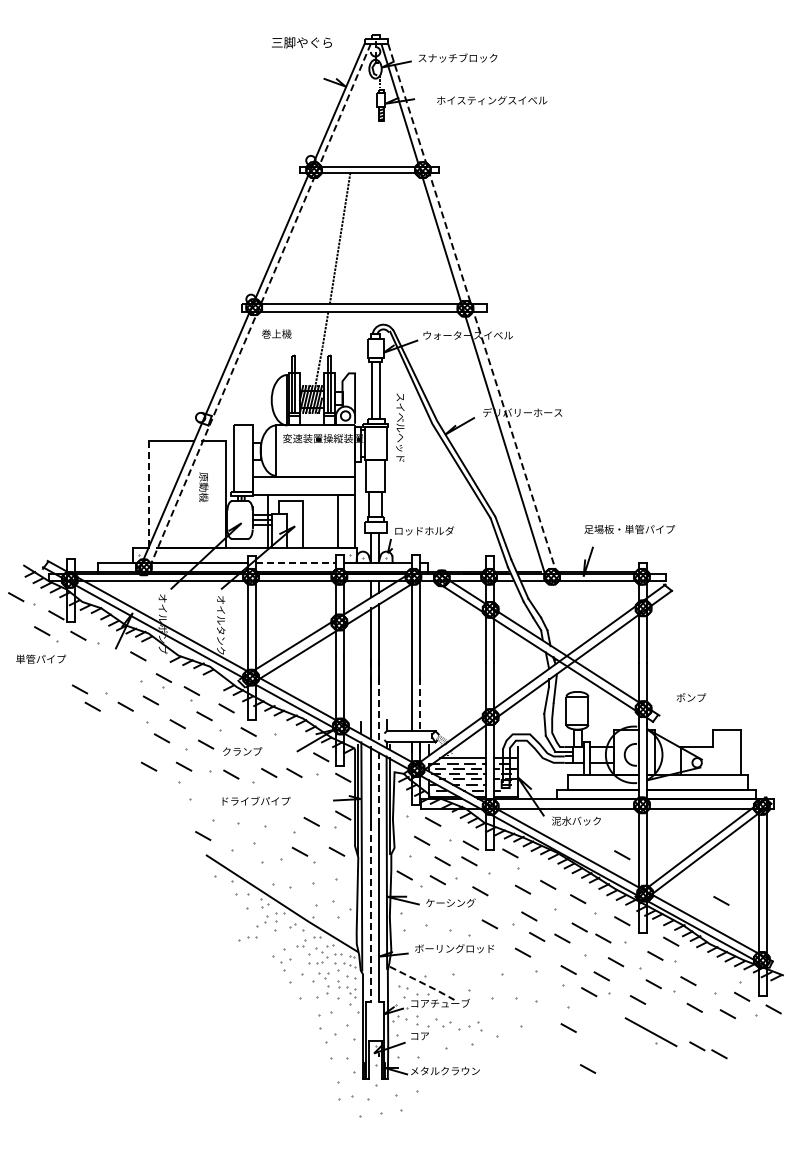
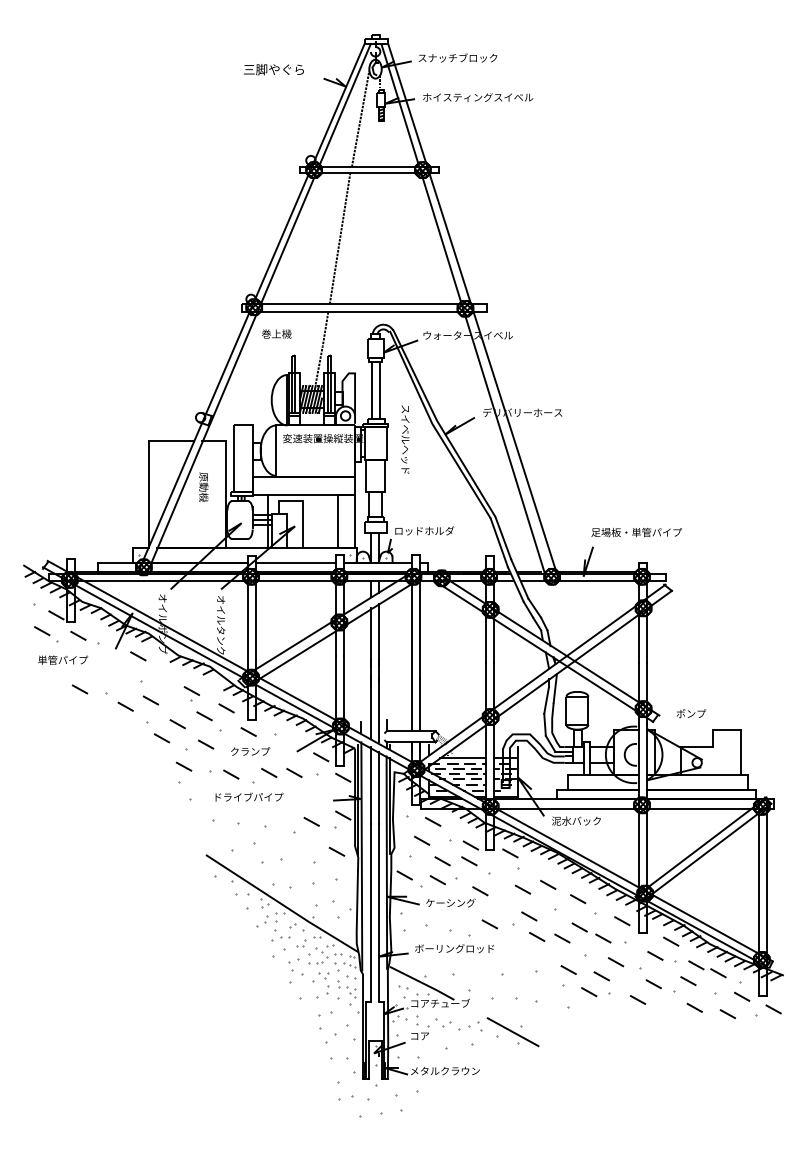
text position: (301, 42) -> (273, 69) (273, 69)
text position: (492, 100) -> (478, 97) (478, 97)
line: none -> present (360, 118)
line: dashed -> solid (258, 308)
line: dashed -> solid (473, 311)
text position: (400, 427) -> (405, 439) (405, 439)
line: dashed -> solid (148, 494)
text position: (629, 529) -> (636, 532) (636, 532)
line: dashed -> solid (296, 562)
line: present -> none (16, 597)
text position: (41, 658) -> (63, 659) (63, 659)
part: present -> none (163, 680)
text position: (691, 697) -> (691, 713) (691, 713)
line: dashed -> solid (419, 704)
line: present -> none (92, 706)
line: dashed -> solid (378, 710)
text position: (242, 751) -> (250, 751) (250, 751)
line: present -> none (149, 766)
line: dashed -> solid (378, 788)
text position: (256, 800) -> (249, 796) (249, 796)
line: present -> none (203, 835)
line: present -> none (299, 851)
line: present -> none (622, 855)
line: present -> none (721, 900)
line: dashed -> solid (370, 912)
part position: (247, 938) -> (280, 938) (280, 938)
line: present -> none (523, 952)
part position: (285, 964) -> (293, 964) (293, 964)
line: dashed -> solid (422, 983)
line: present -> none (568, 1027)
part position: (650, 1032) -> (512, 1032) (512, 1032)
part position: (708, 1050) -> (707, 969) (707, 969)
line: present -> none (587, 1068)
